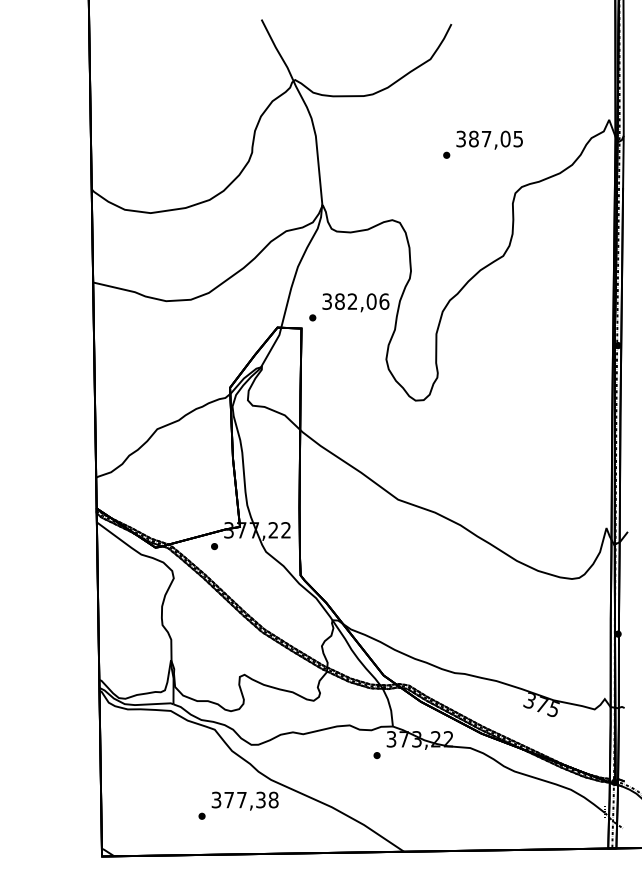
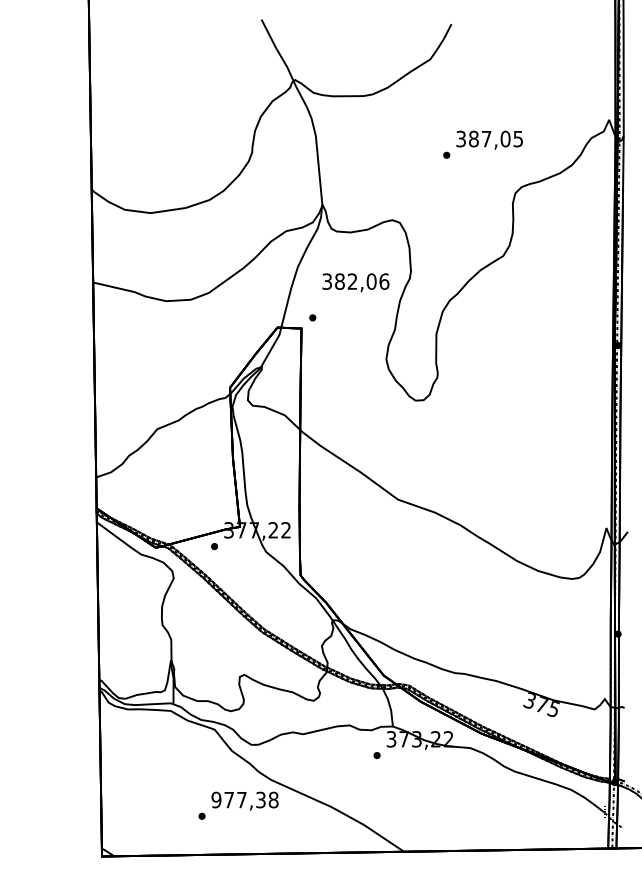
text position: (355, 302) -> (355, 282) (355, 282)
text: 377,38 -> 977,38 (216, 799)
